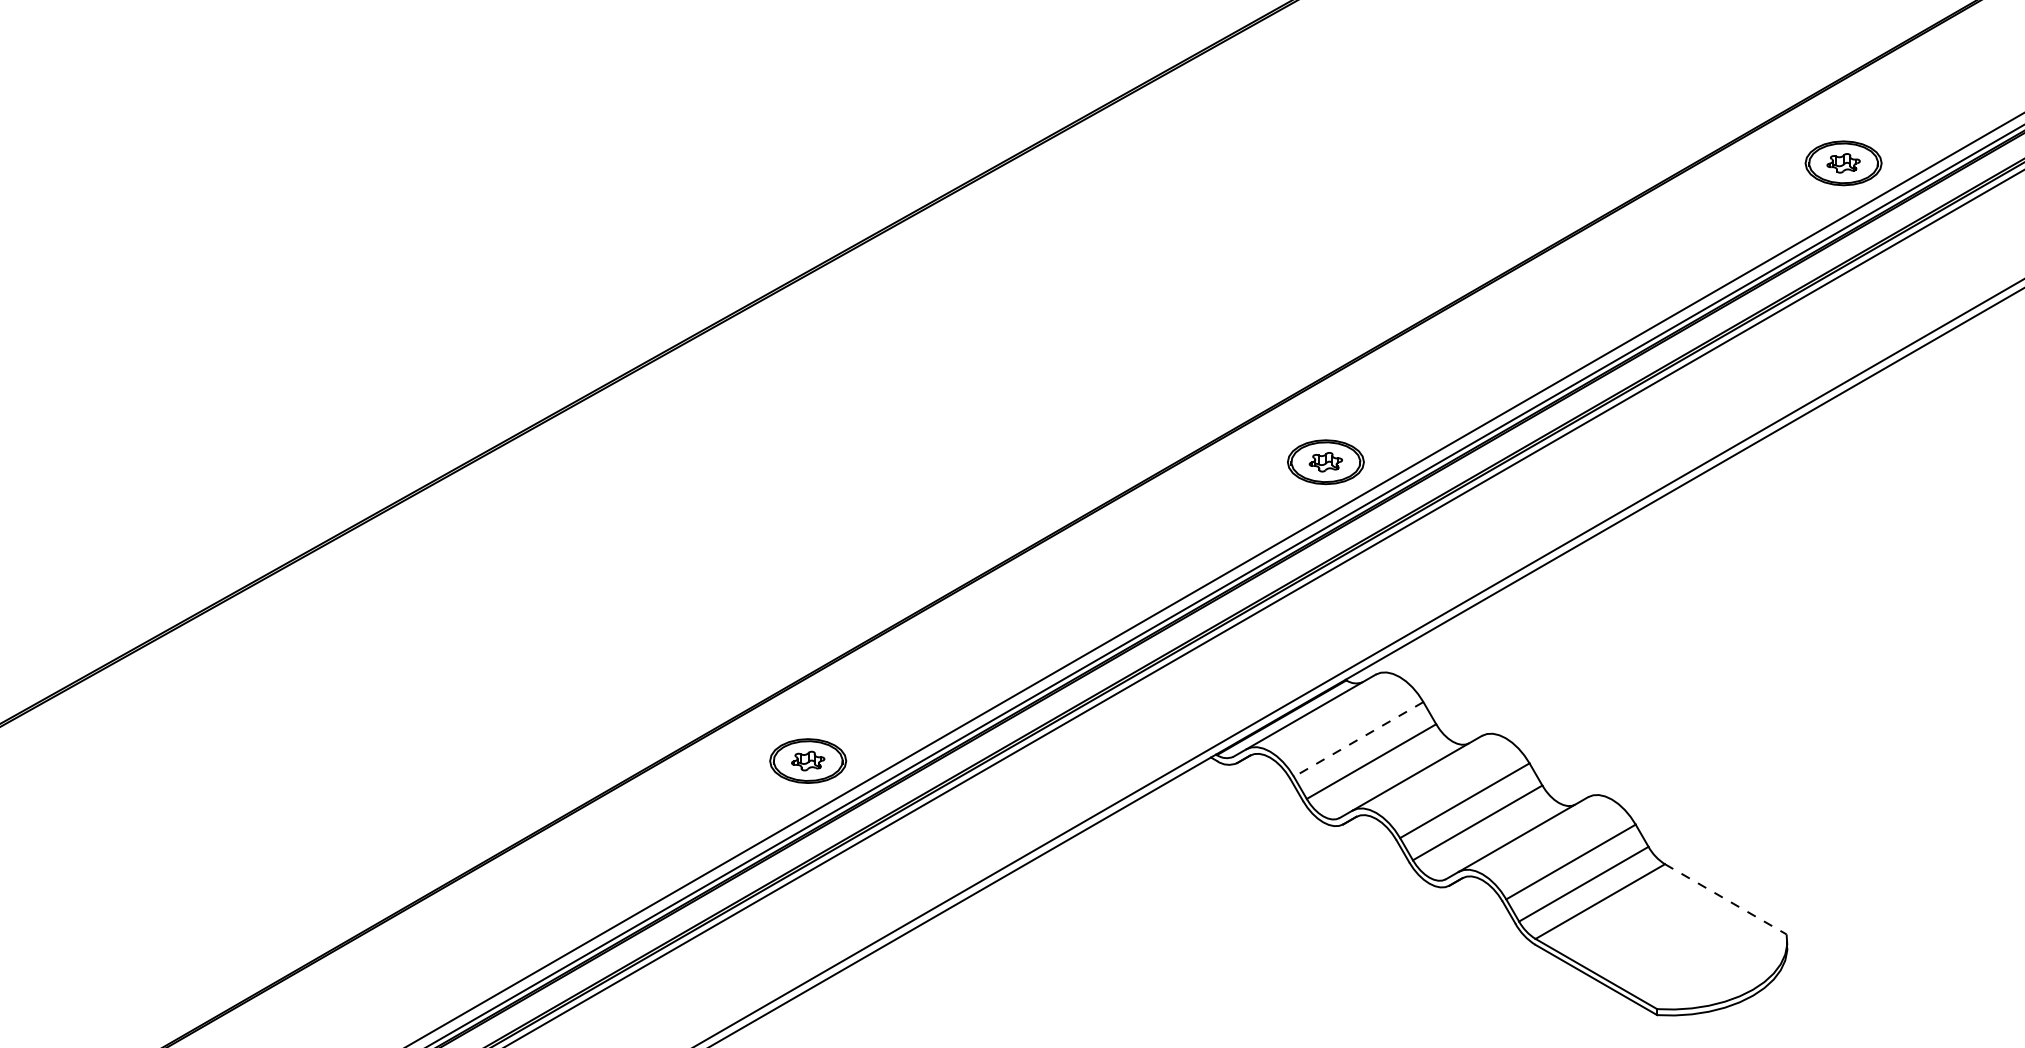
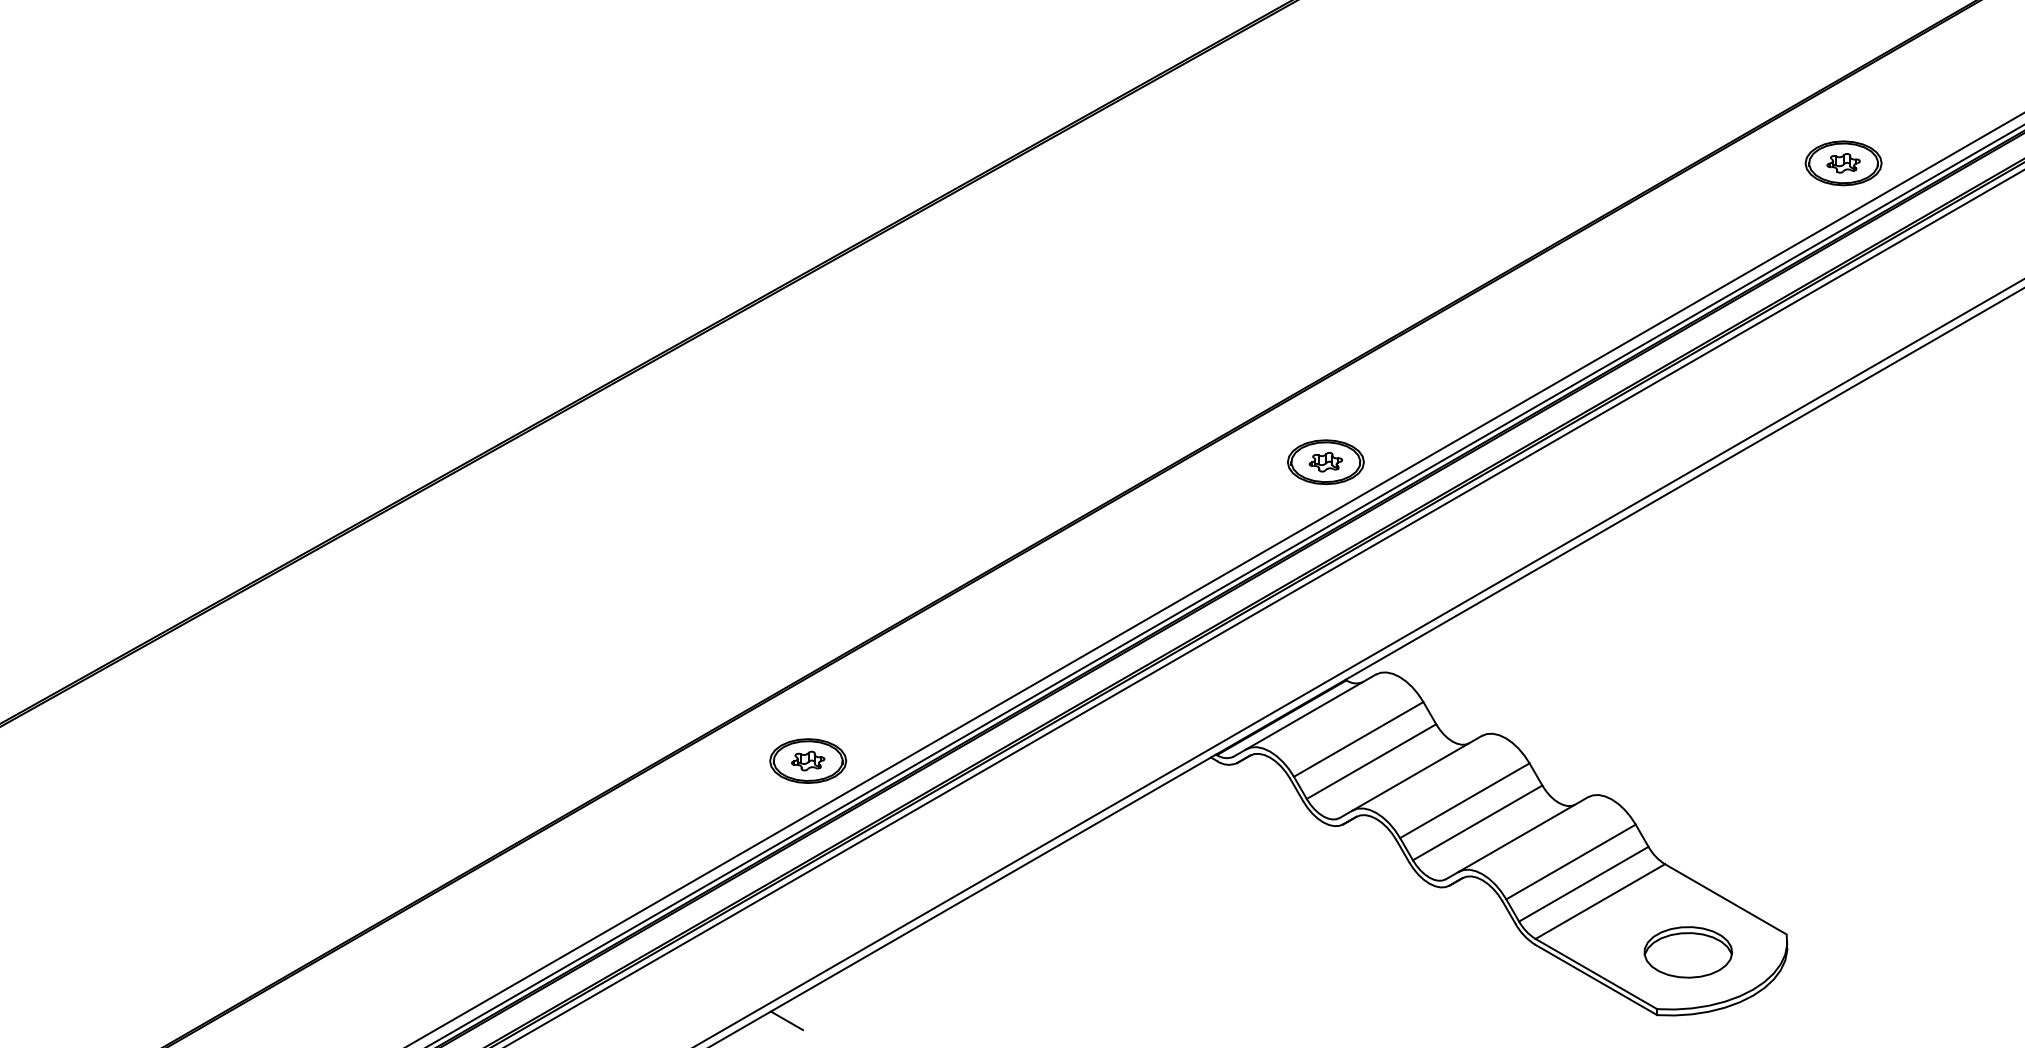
line: dashed -> solid (1358, 739)
line: dashed -> solid (1726, 899)
part: none -> present (1688, 952)
line: none -> present (786, 1020)
